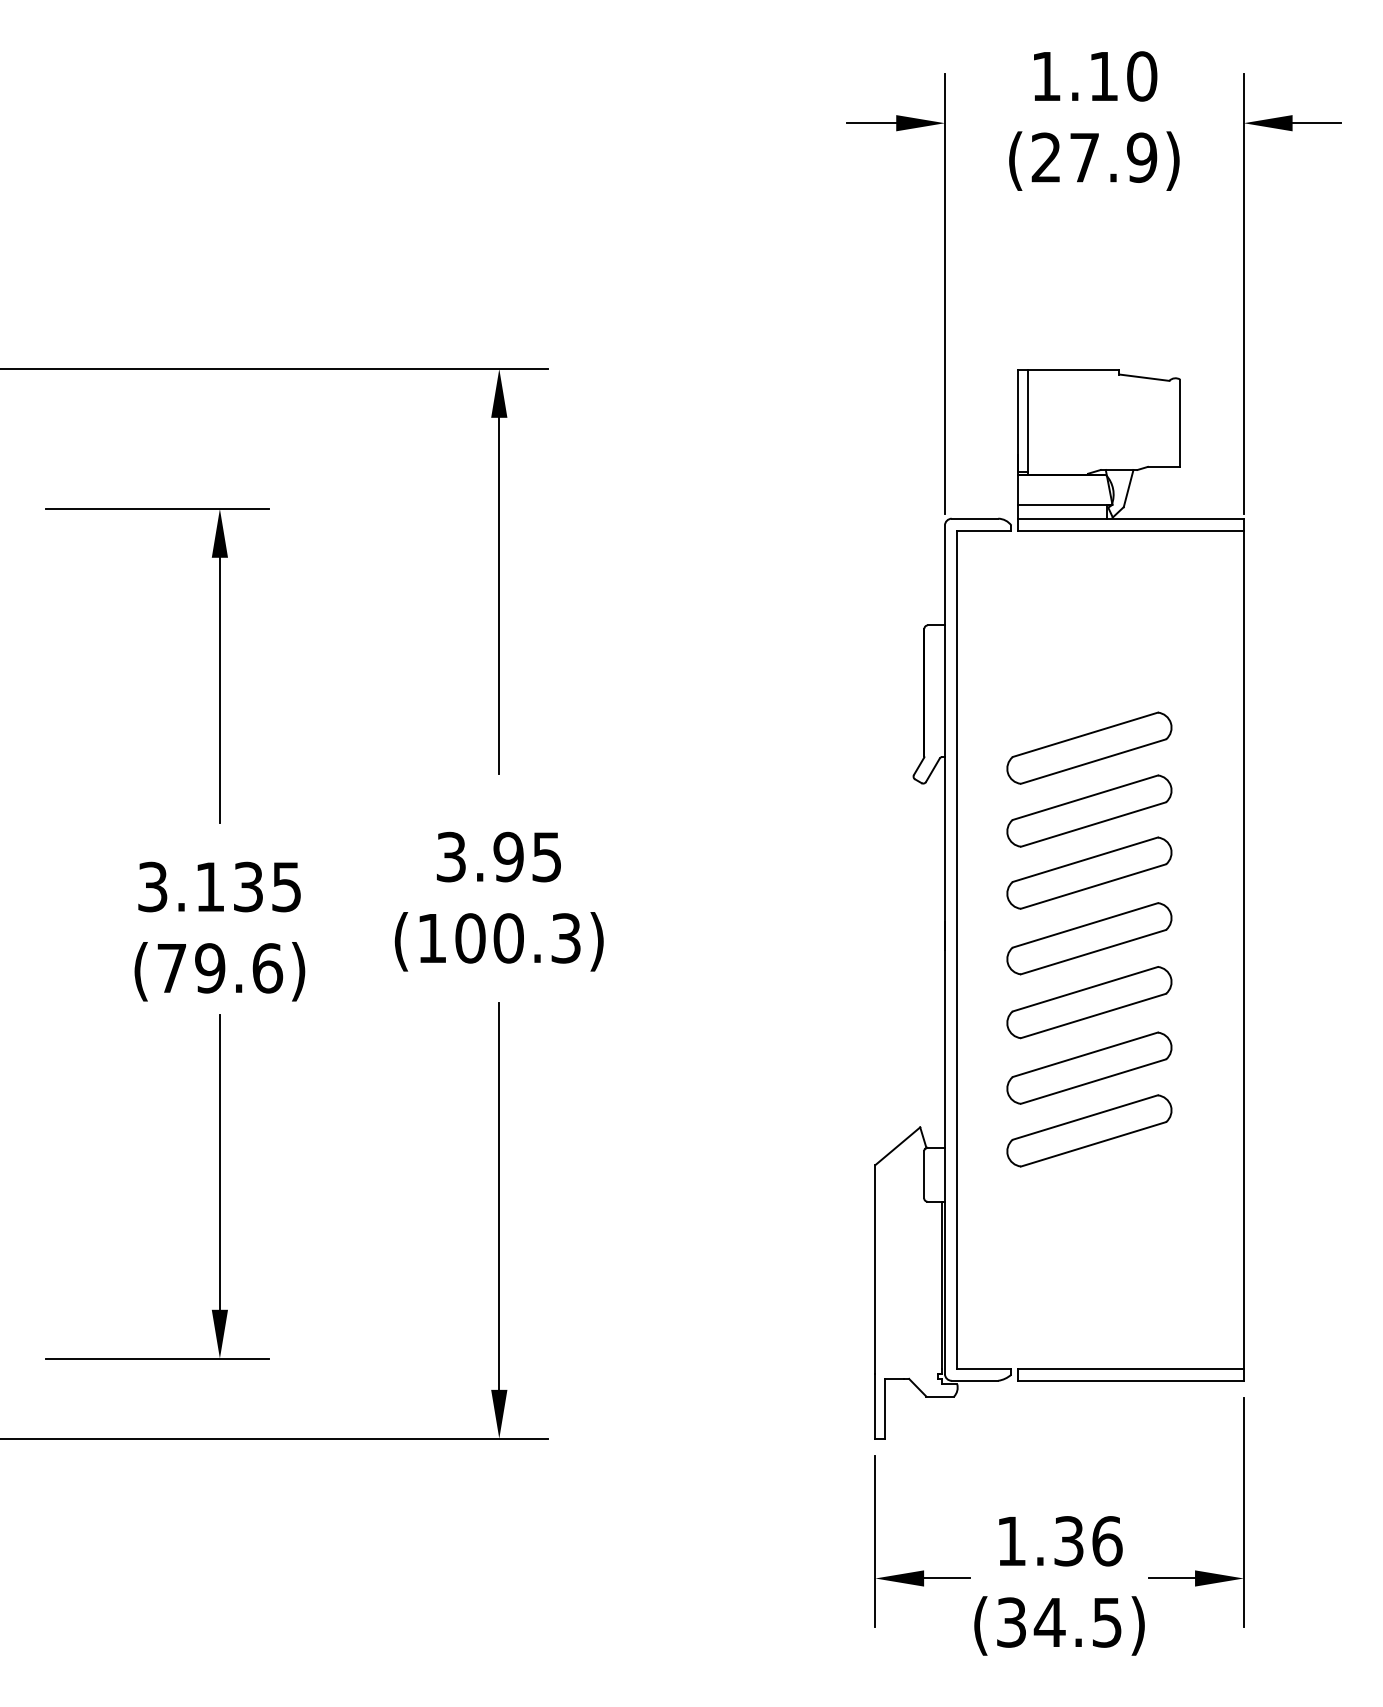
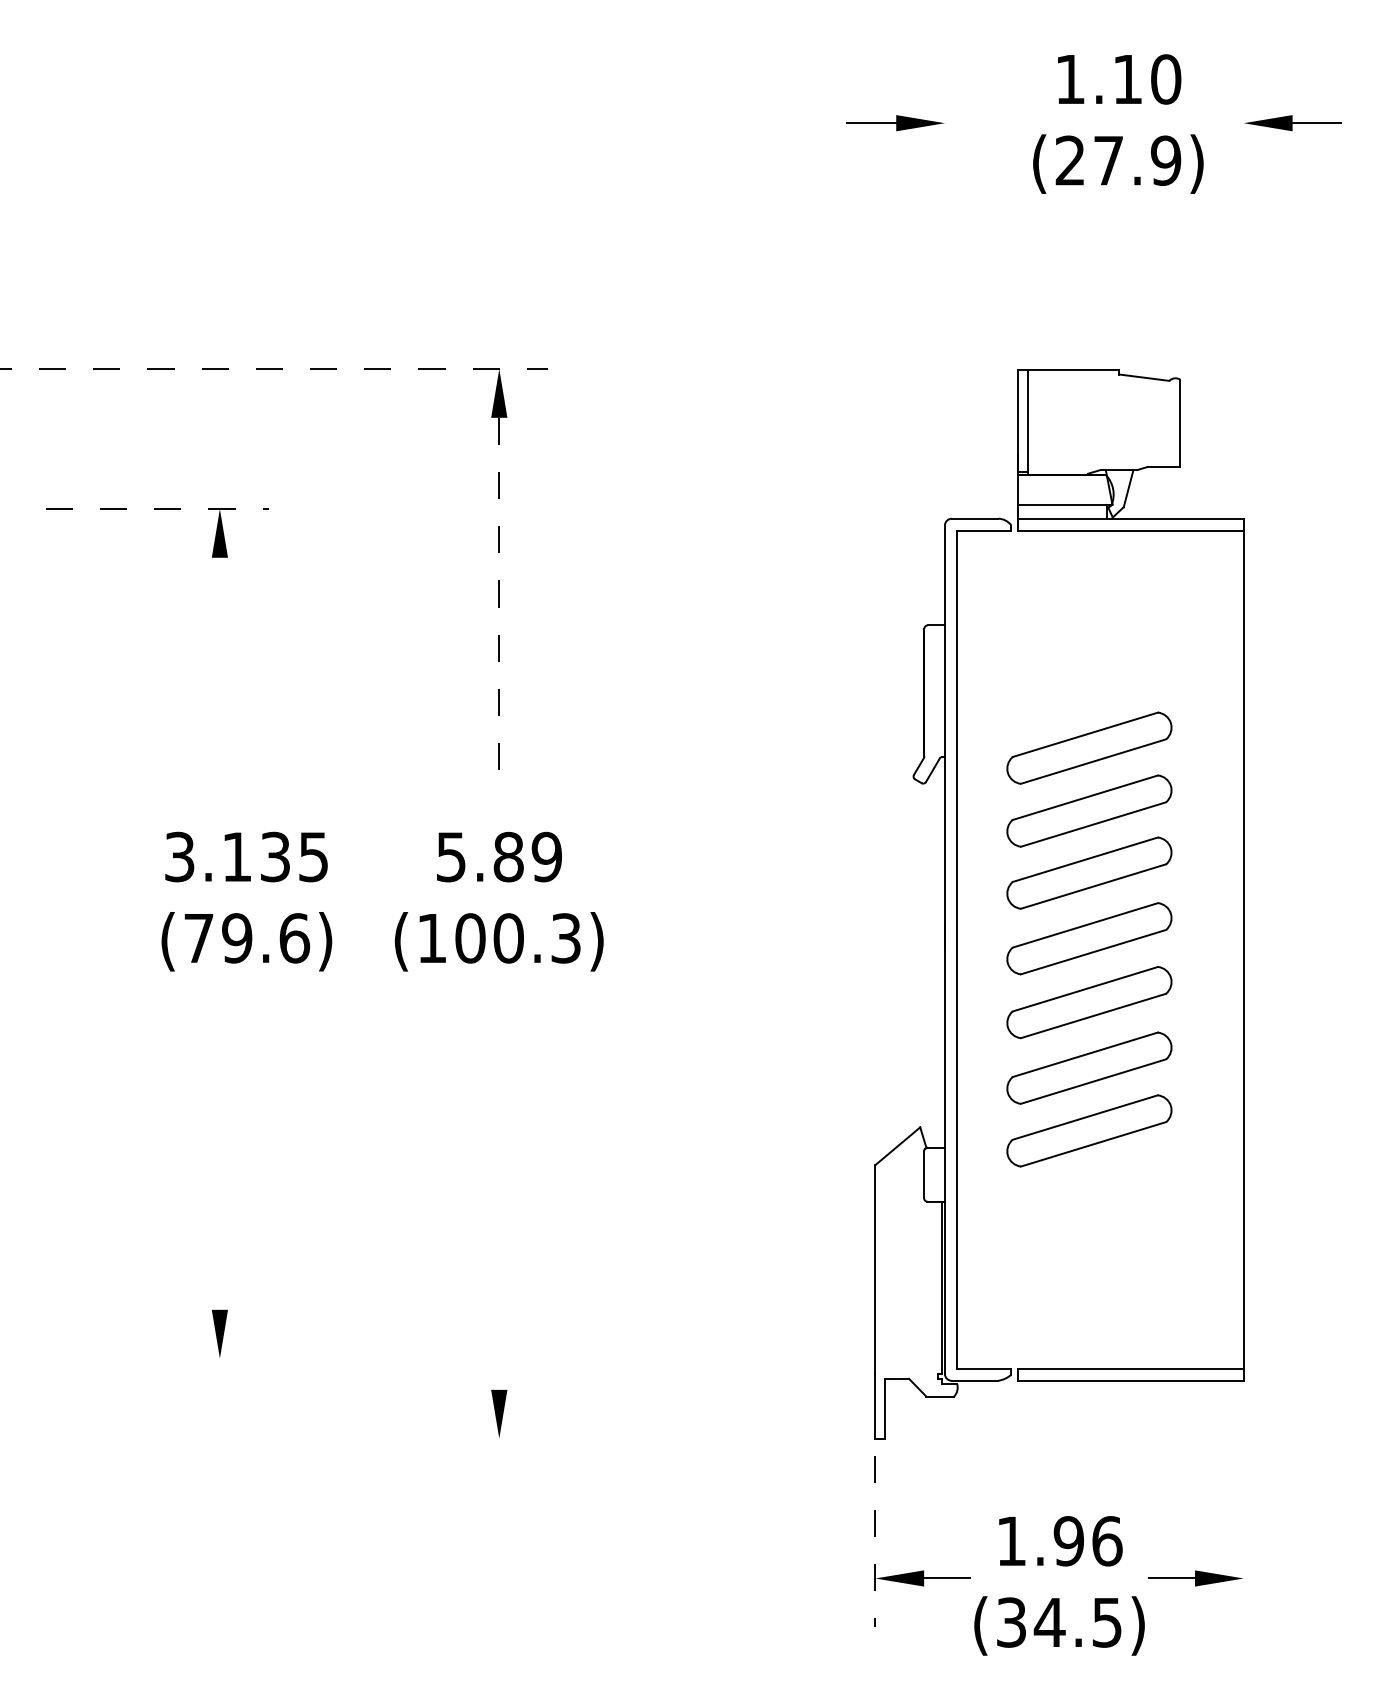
text position: (1094, 120) -> (1118, 123) (1118, 123)
line: present -> none (945, 294)
line: present -> none (1243, 294)
line: solid -> dashed (274, 369)
line: solid -> dashed (157, 509)
line: solid -> dashed (499, 596)
line: present -> none (219, 690)
text: 3.95 -> 5.89 (499, 856)
text position: (219, 931) -> (246, 901) (246, 901)
line: present -> none (219, 1161)
line: present -> none (499, 1196)
line: present -> none (156, 1358)
line: present -> none (275, 1438)
line: present -> none (1243, 1512)
line: solid -> dashed (875, 1541)
text: 1.36 -> 1.96 (1068, 1541)
